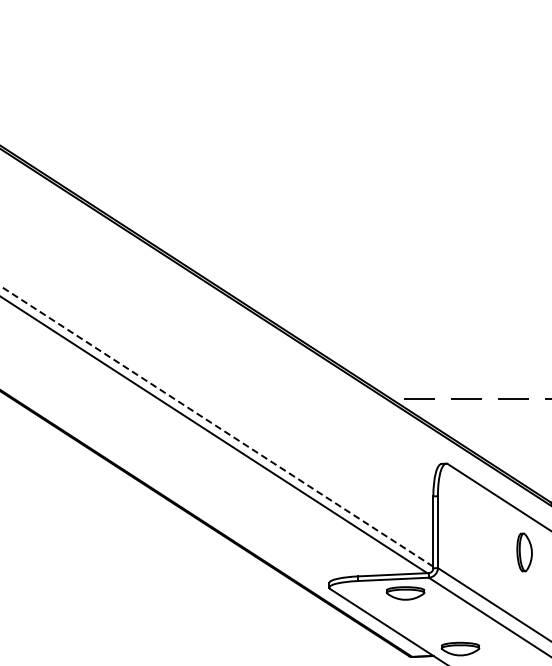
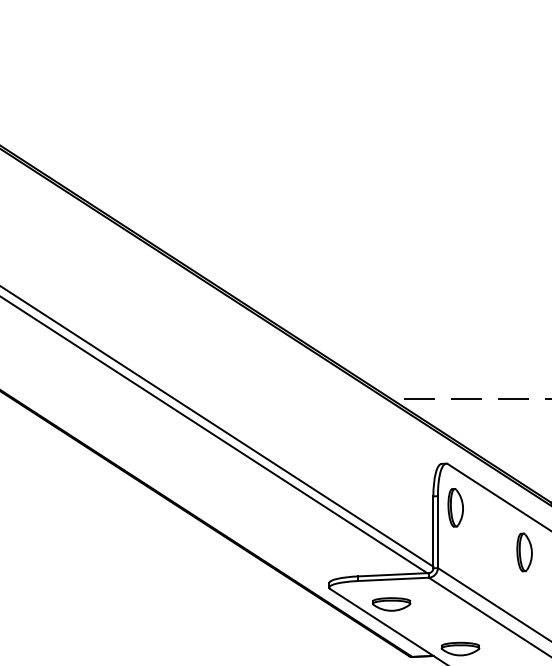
line: dashed -> solid (216, 426)
part: none -> present (455, 507)
part position: (405, 593) -> (391, 604) (391, 604)
